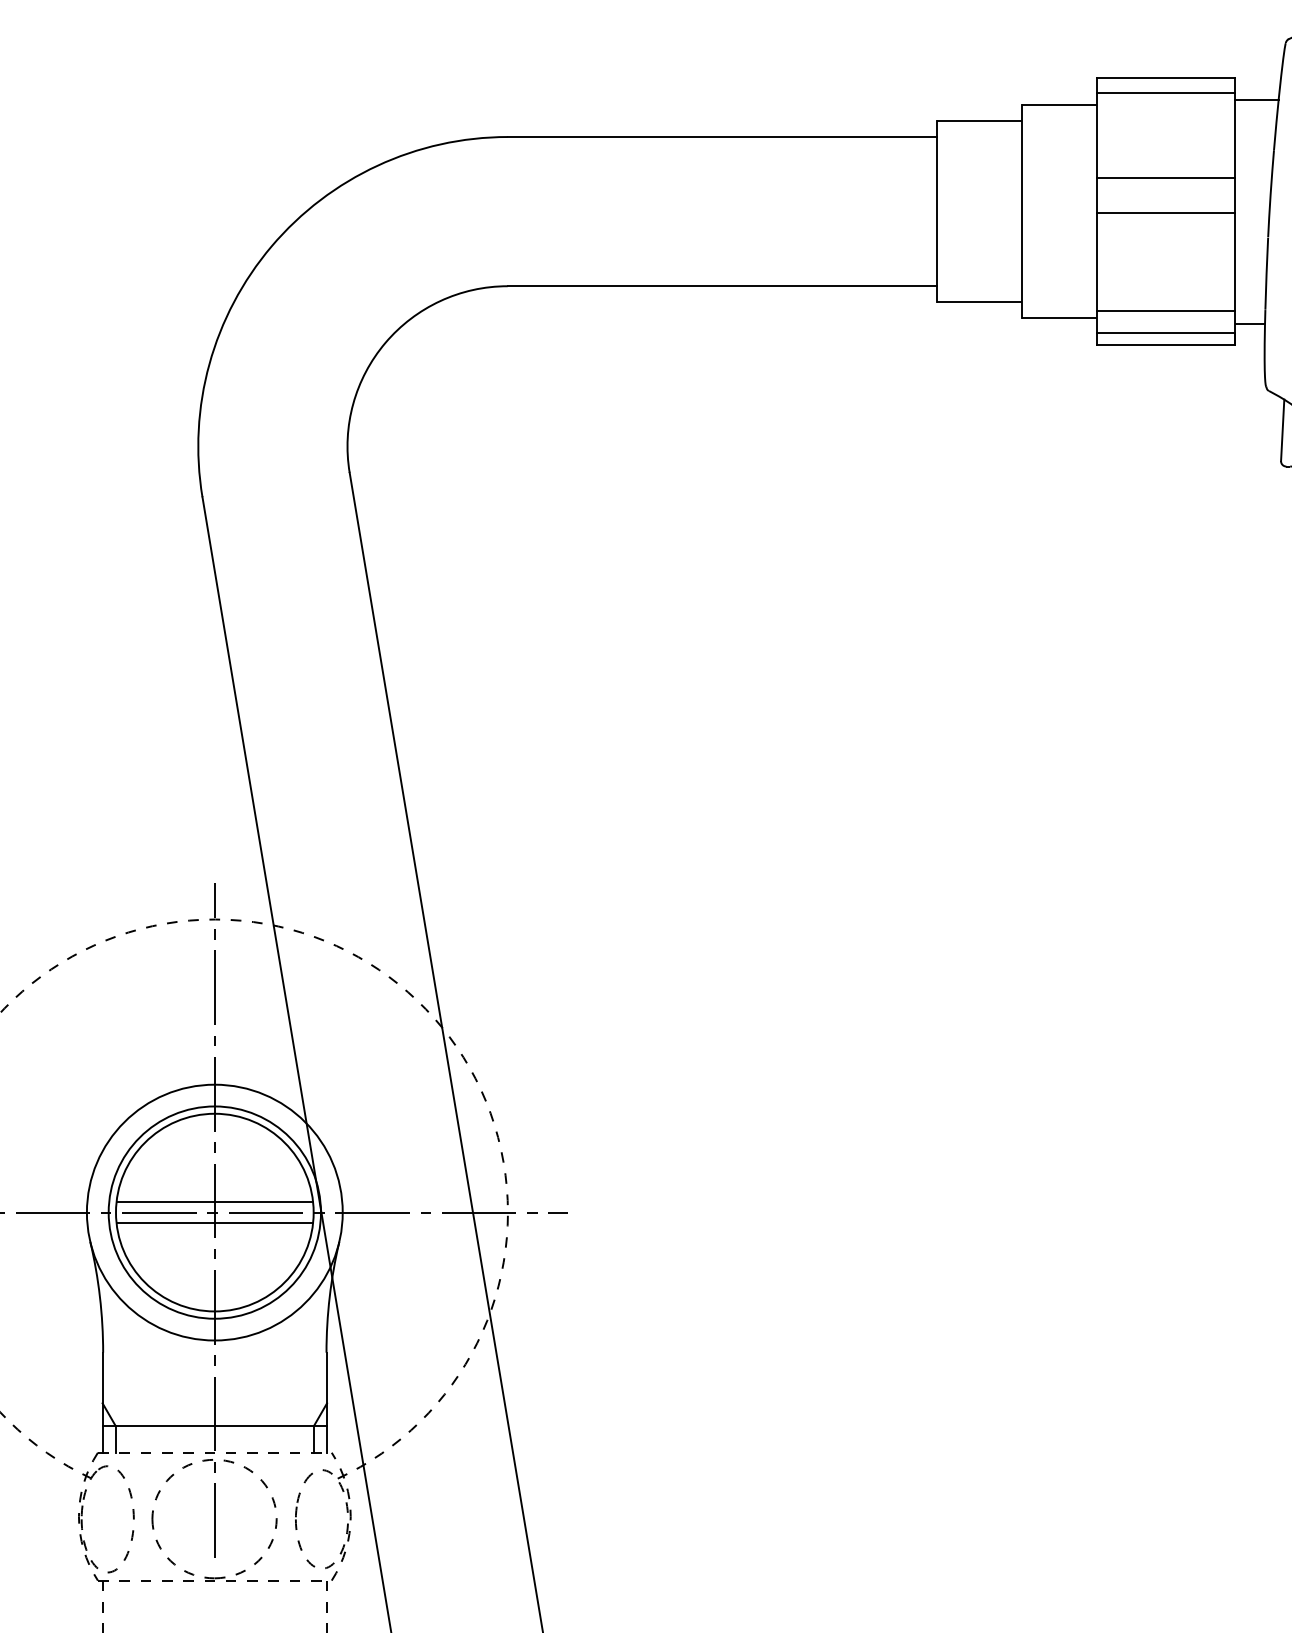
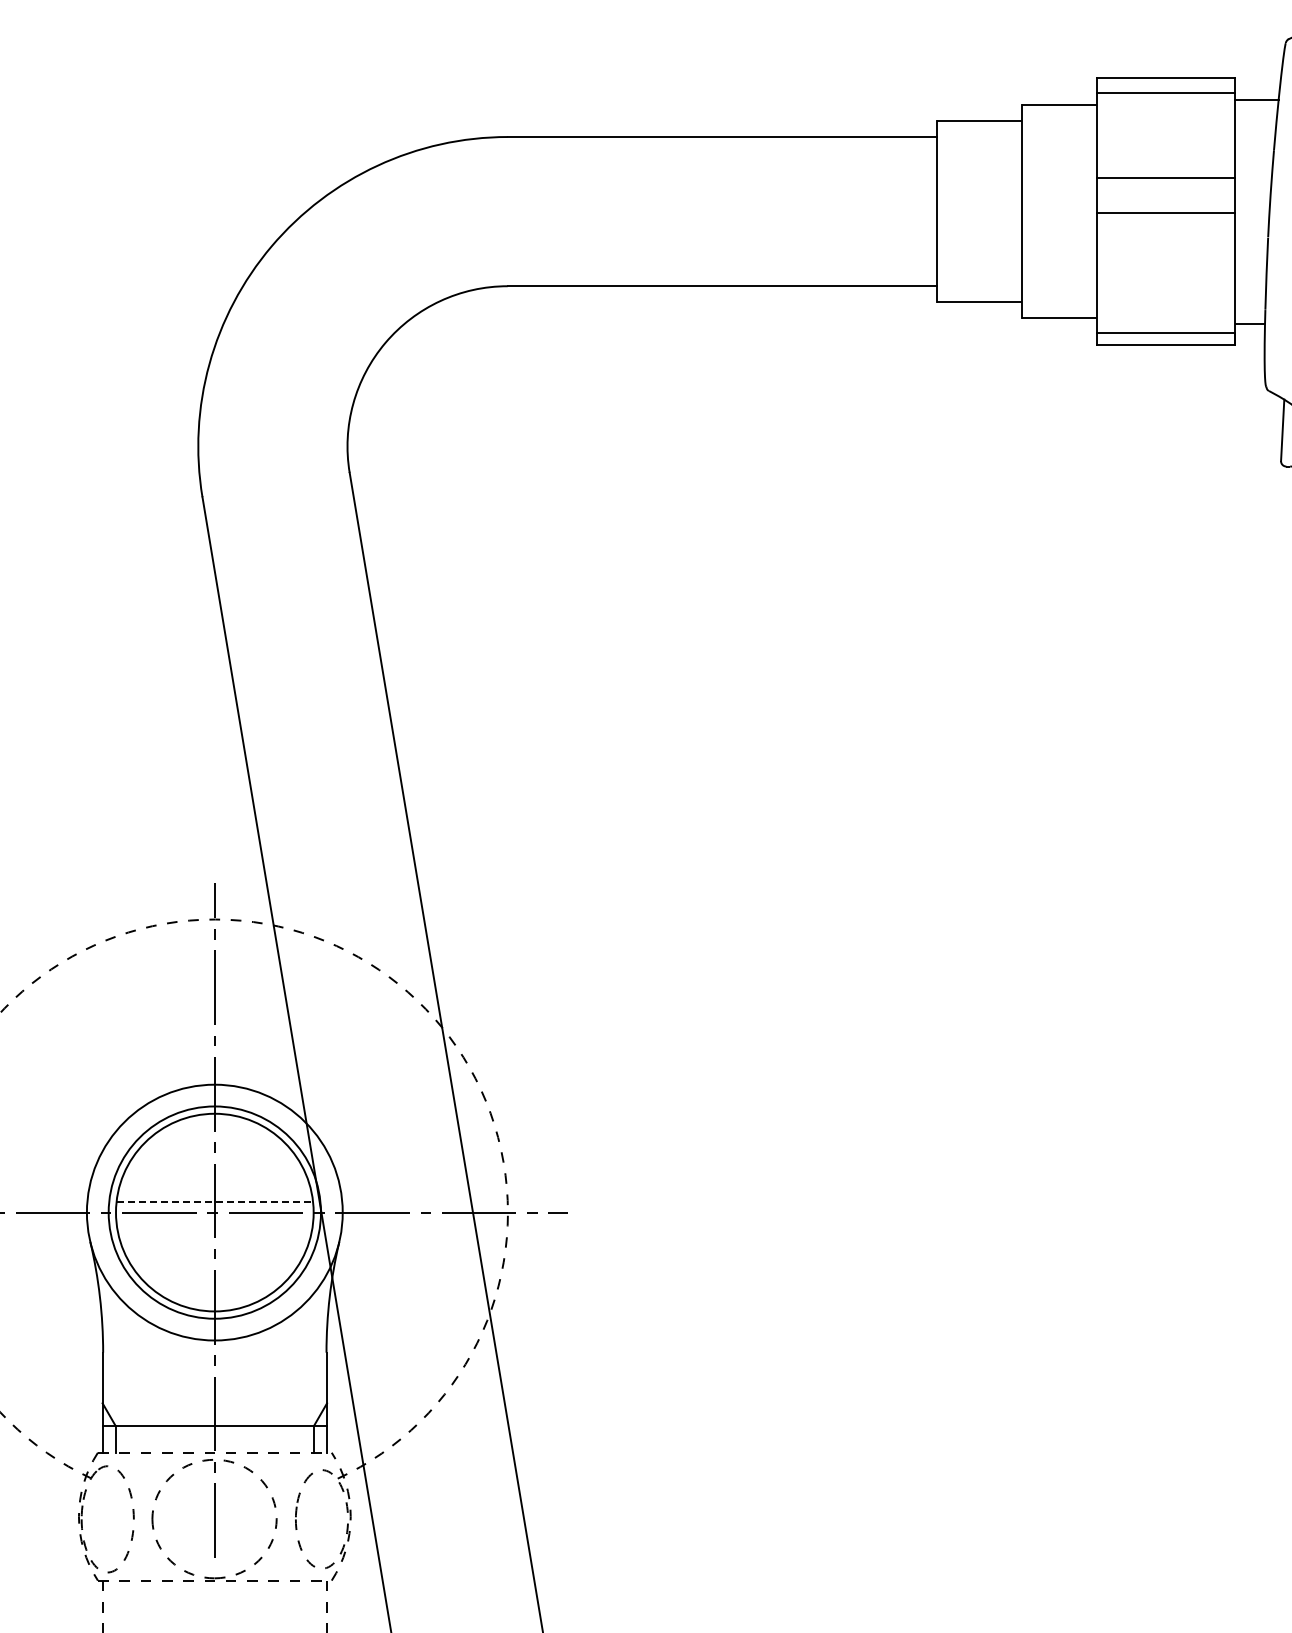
line: present -> none (1165, 311)
line: solid -> dashed (215, 1201)
line: present -> none (214, 1223)
